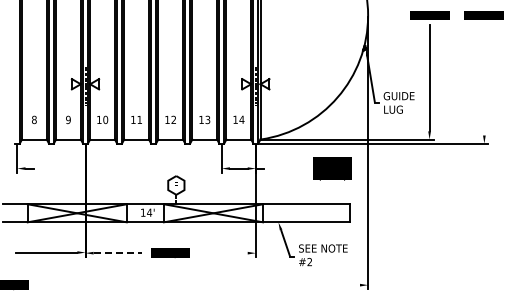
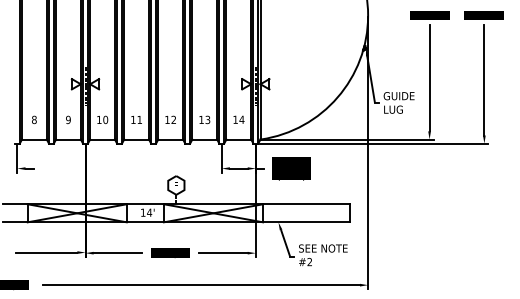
line: none -> present (484, 79)
text position: (332, 168) -> (291, 168) (291, 168)
line: dashed -> solid (118, 253)
line: none -> present (222, 253)
line: none -> present (201, 285)
